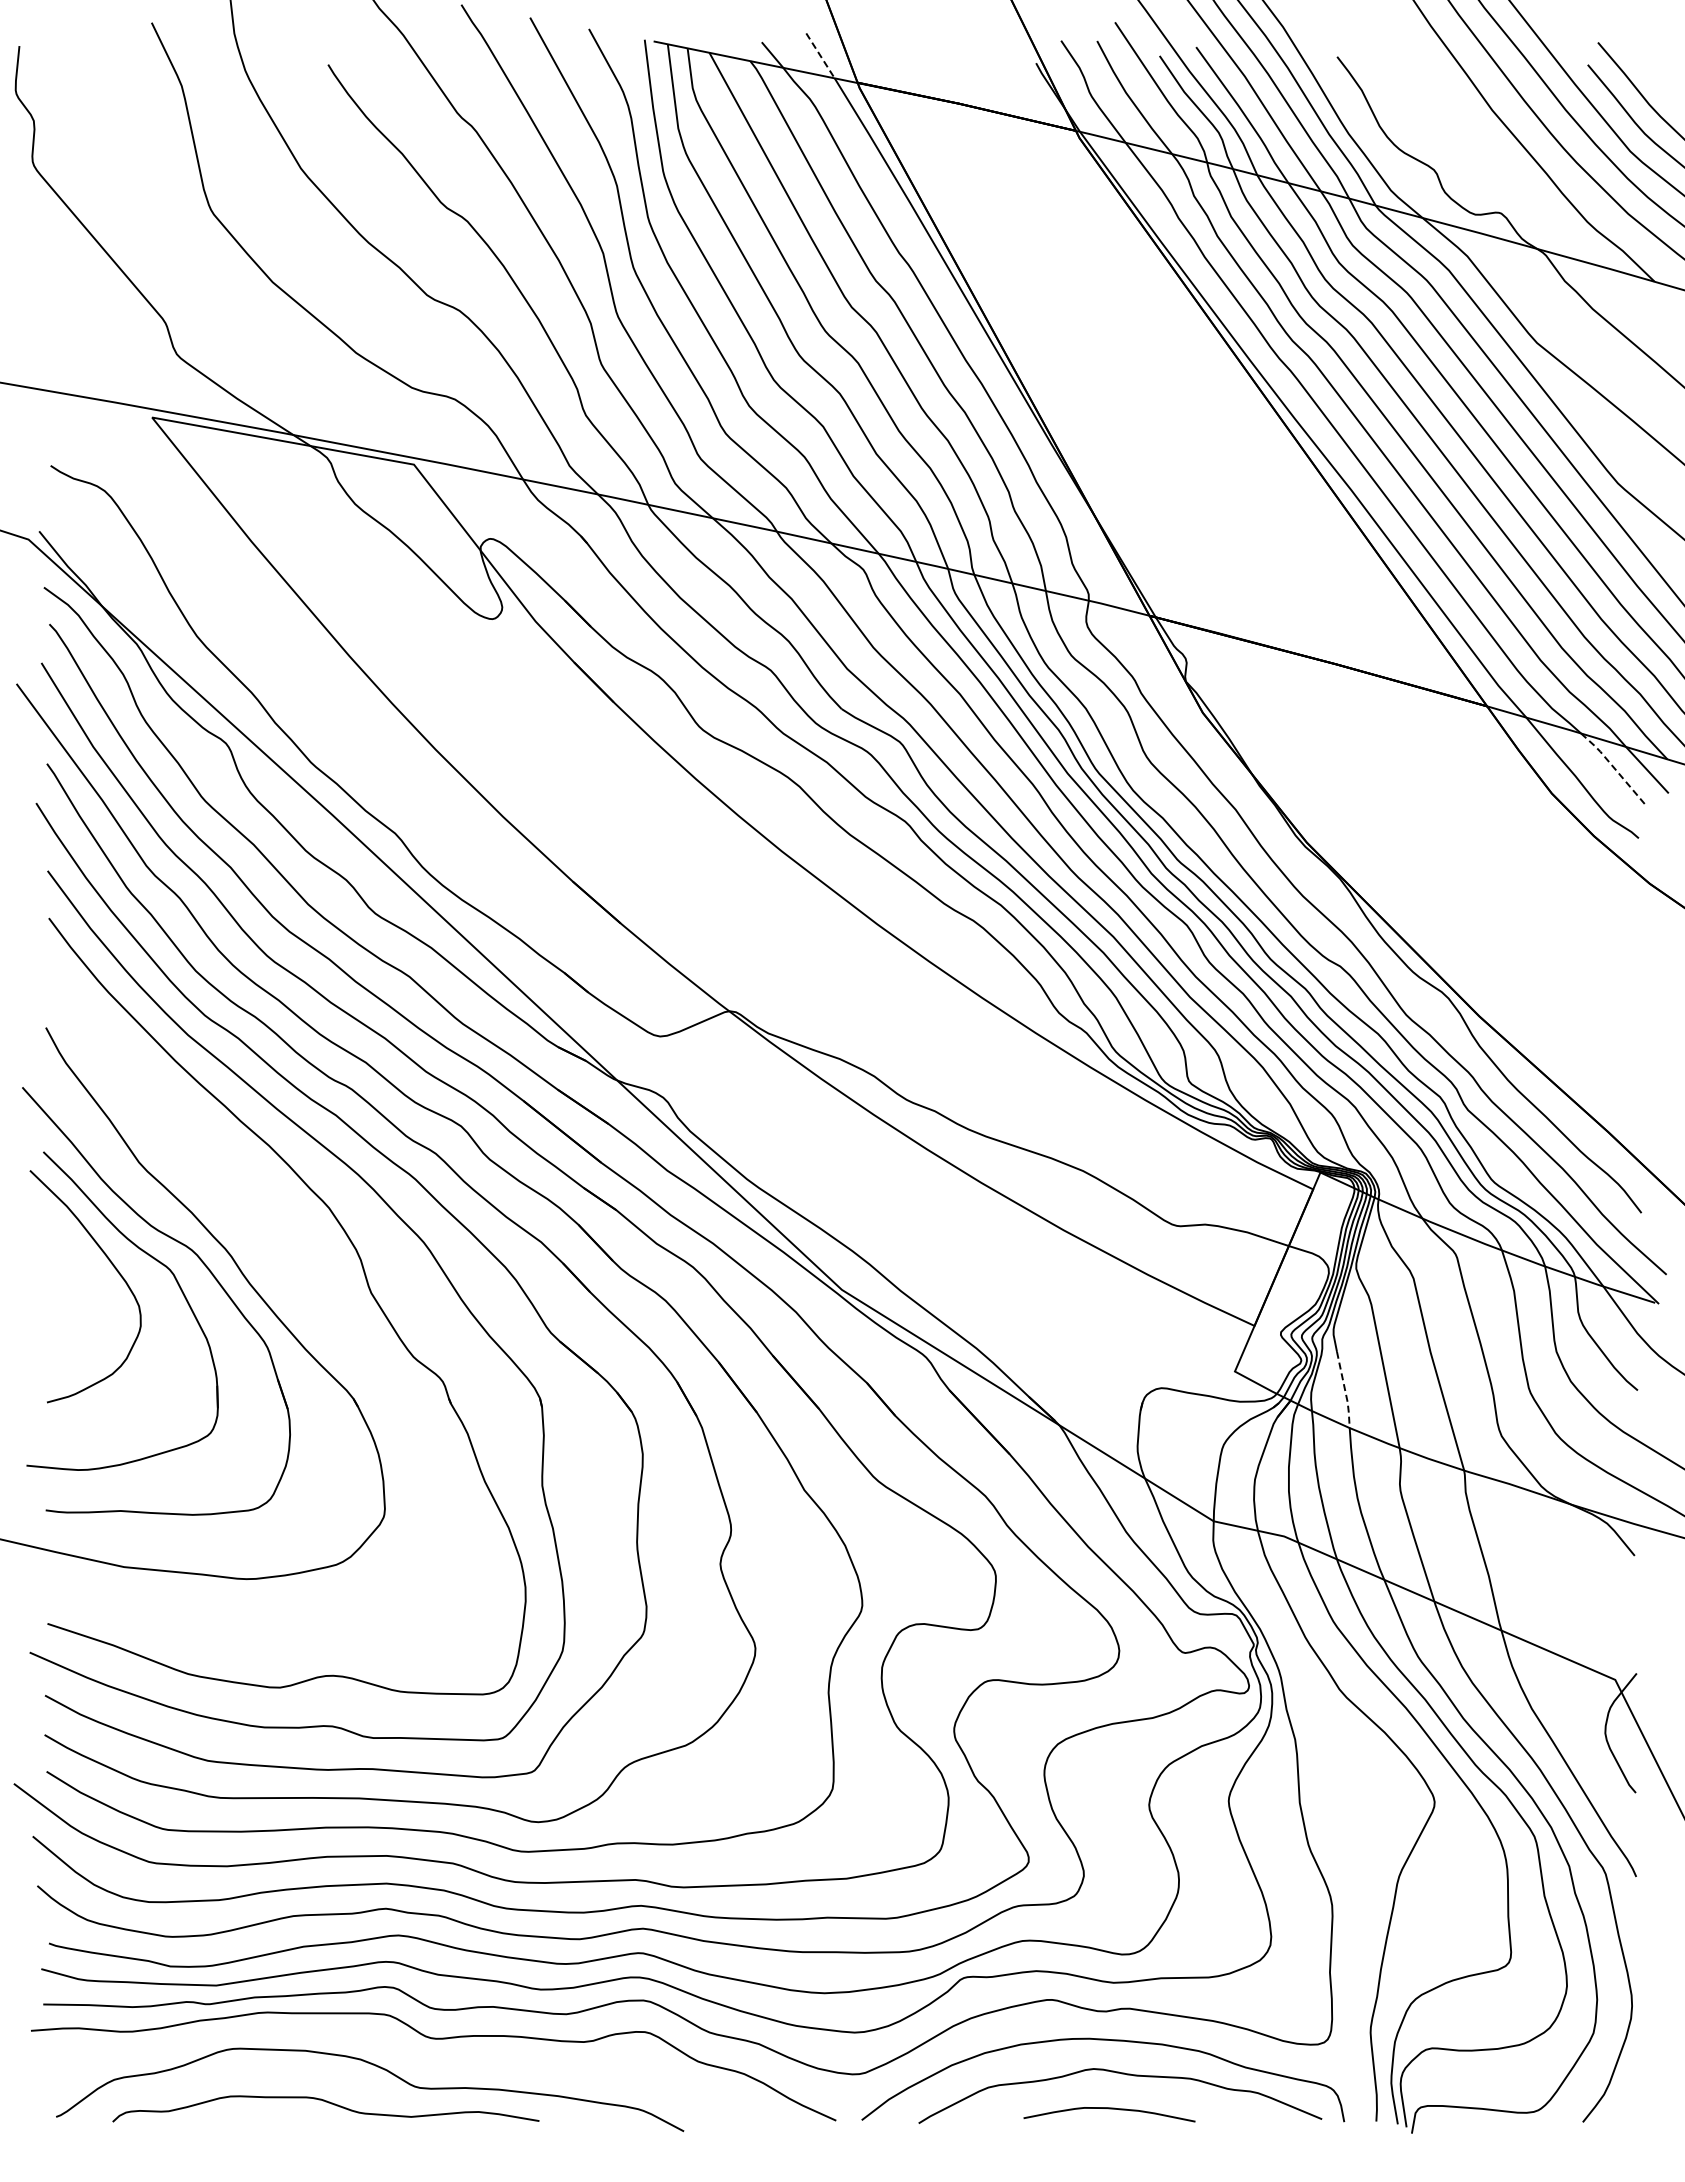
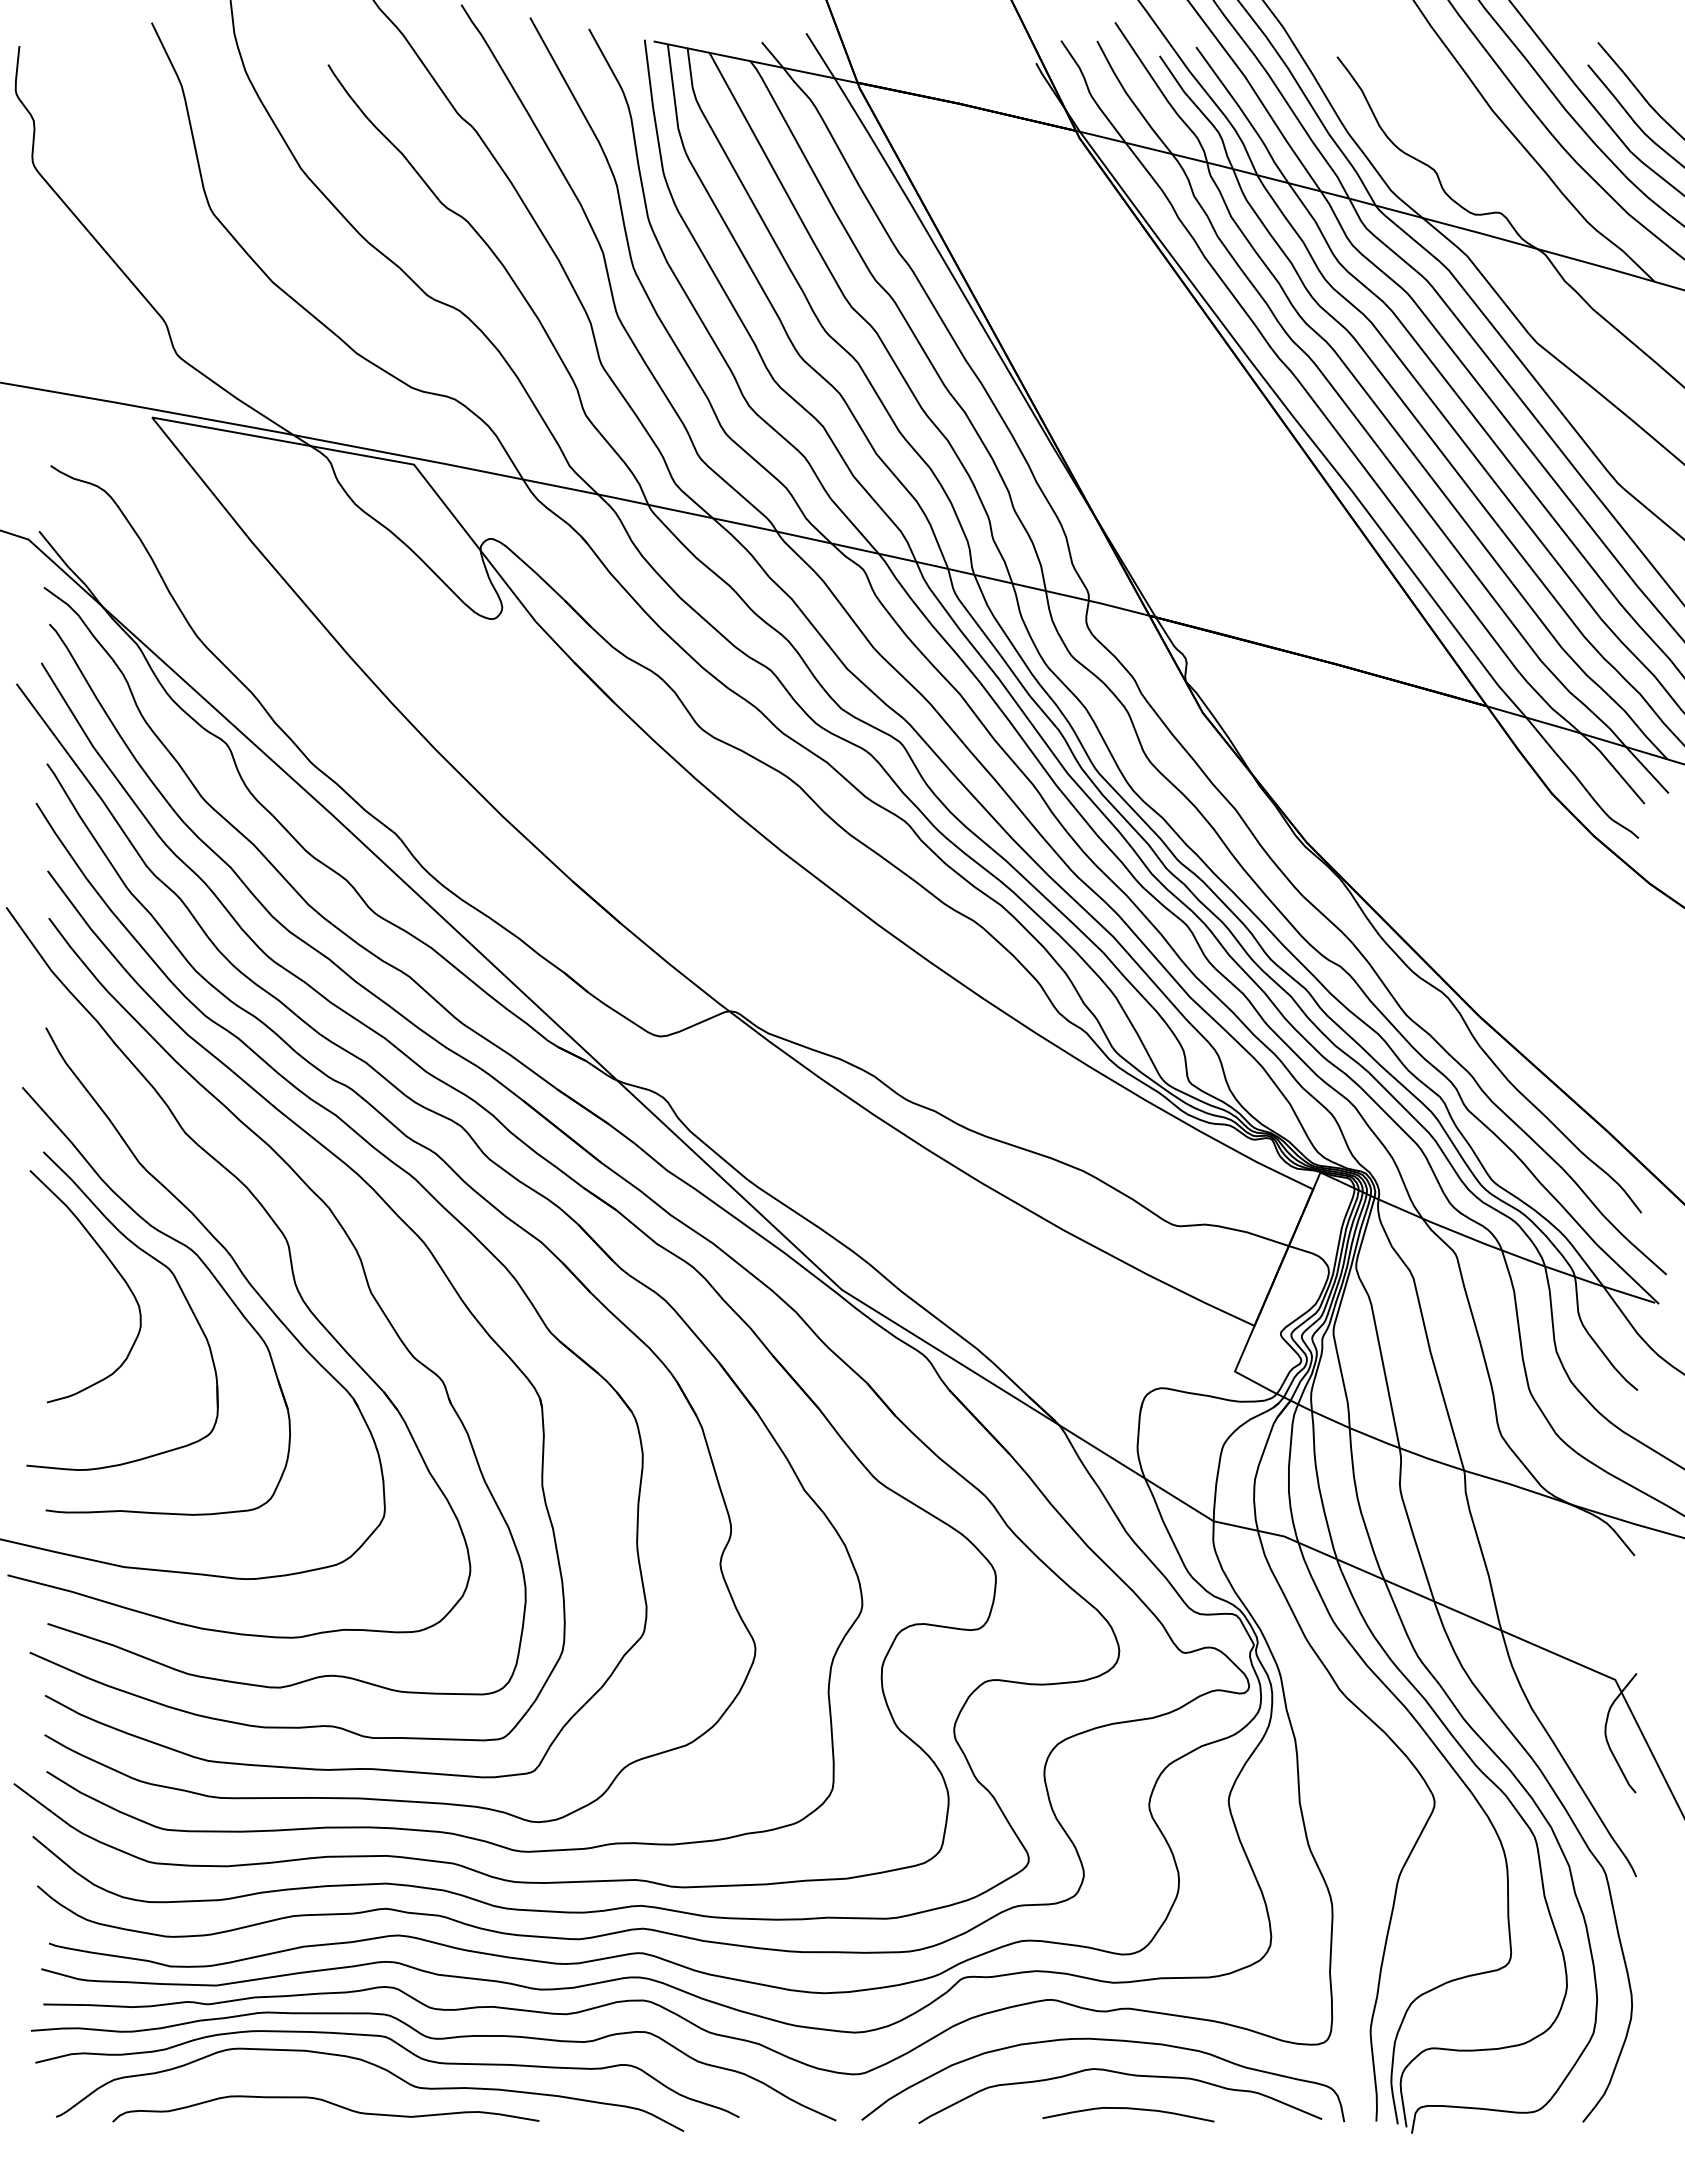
line: dashed -> solid (820, 55)
line: dashed -> solid (1613, 766)
part: none -> present (290, 1265)
line: dashed -> solid (1345, 1391)
curve: none -> present (402, 2048)
curve position: (1109, 2109) -> (1128, 2109) (1128, 2109)
